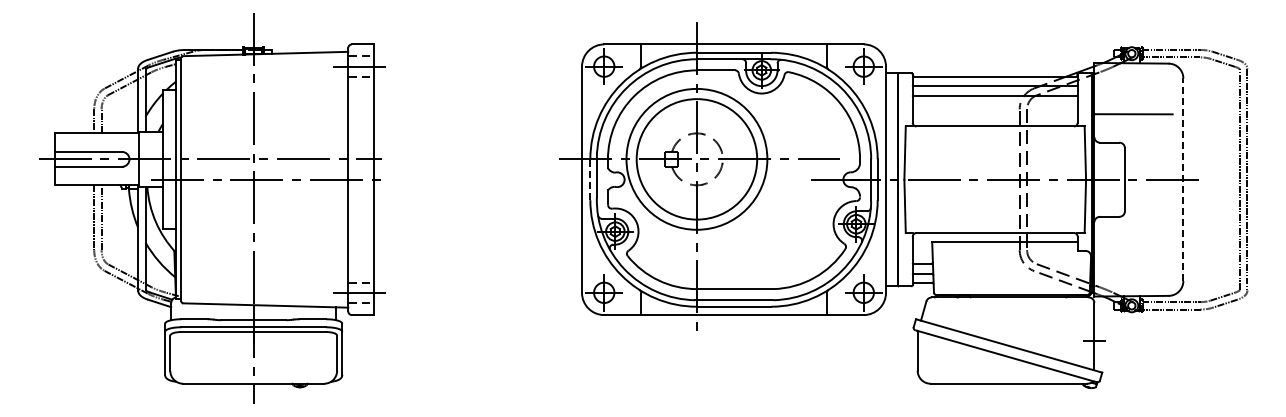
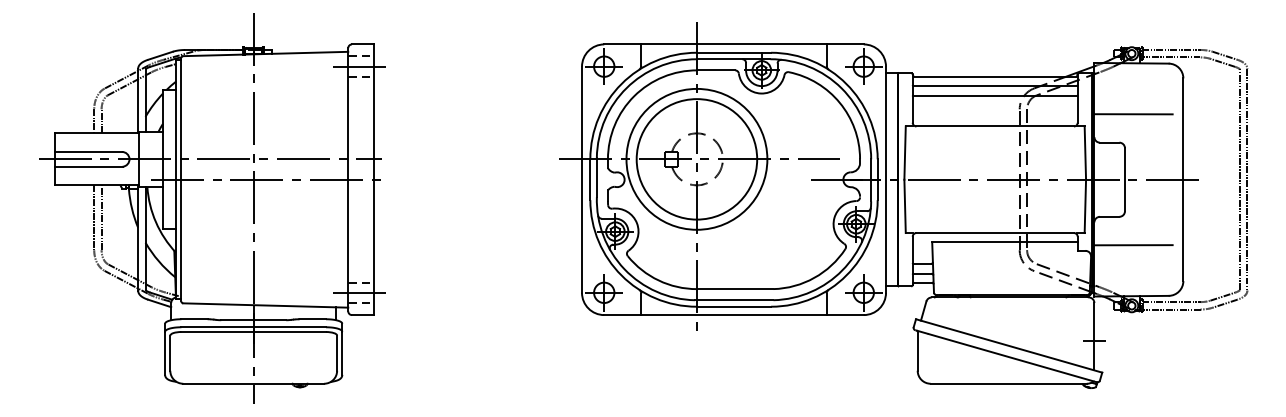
line: dashed -> solid (590, 179)
line: dashed -> solid (1183, 179)
line: none -> present (1133, 245)
